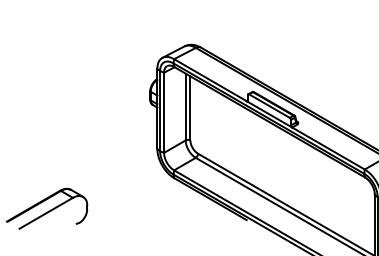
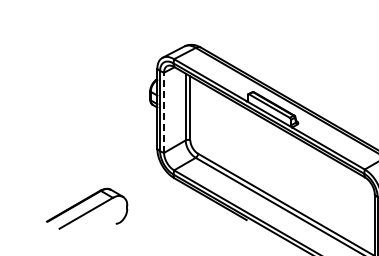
line: solid -> dashed (164, 112)
part position: (47, 208) -> (87, 208) (87, 208)
